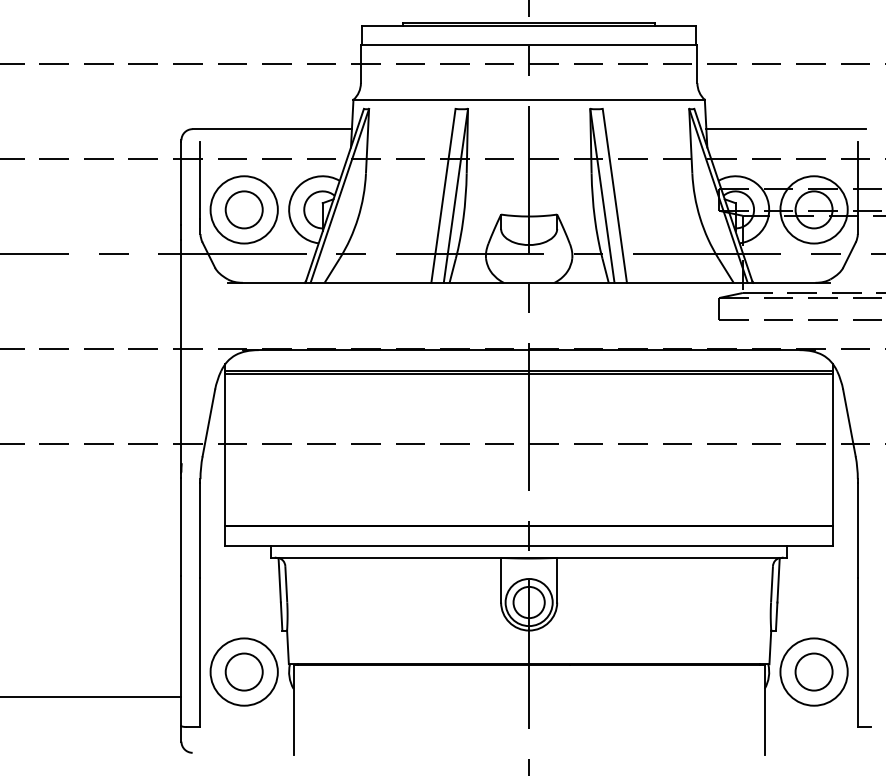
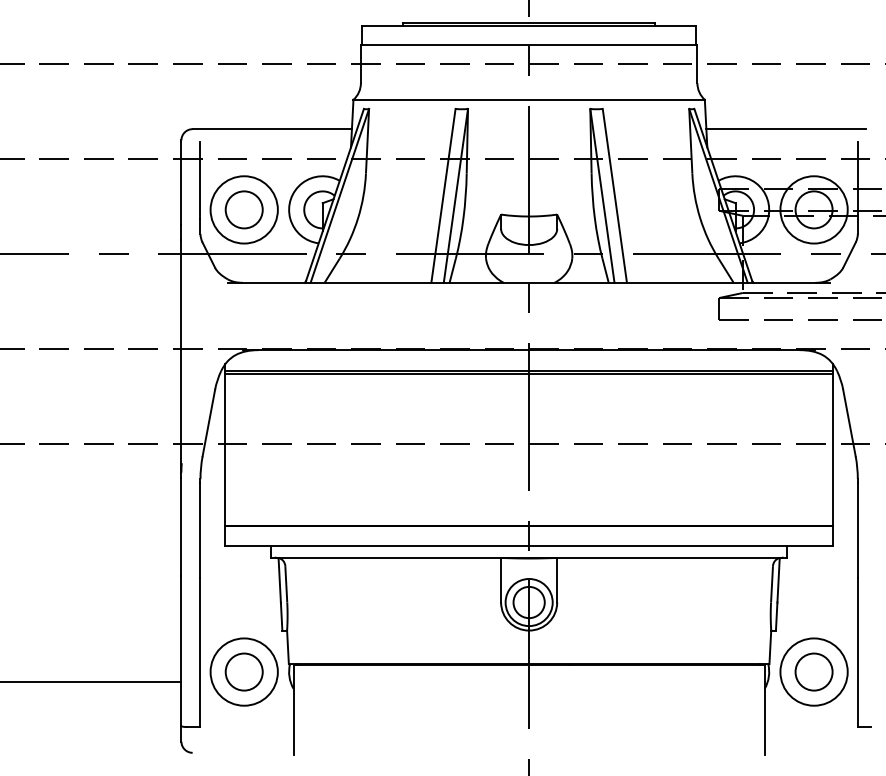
line position: (91, 696) -> (91, 681) (91, 681)
